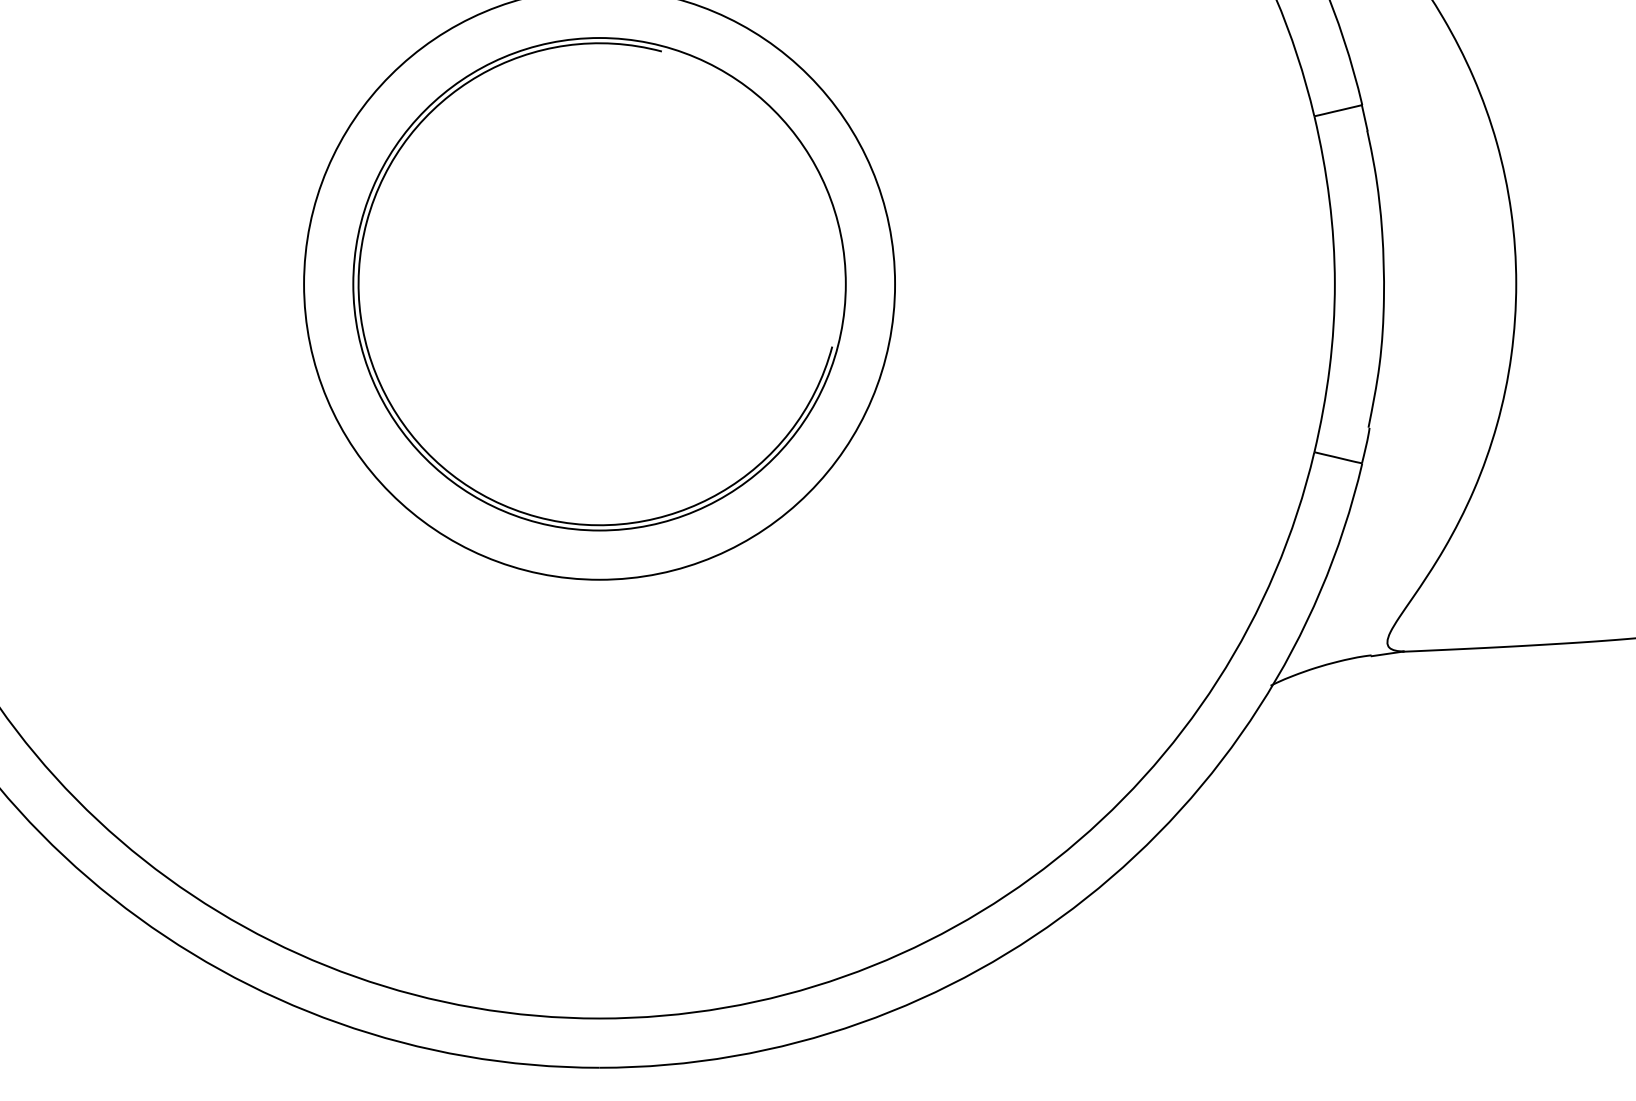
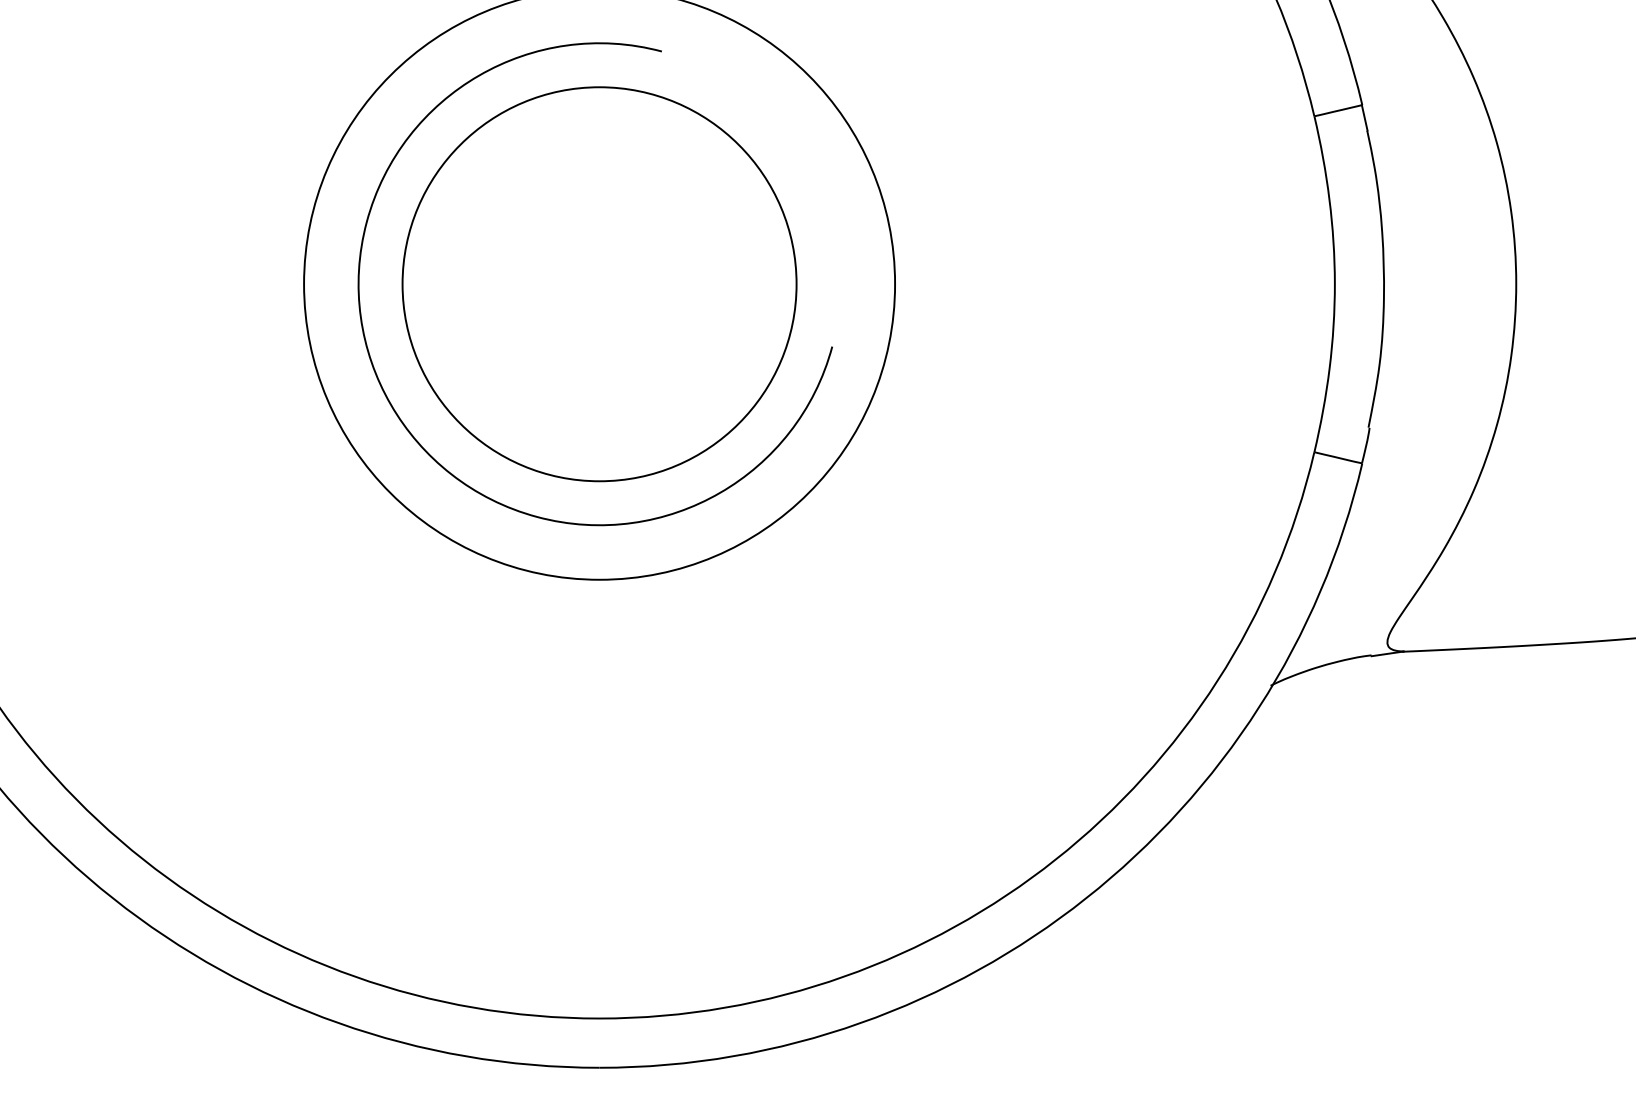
circle diameter: 493 px -> 394 px (599, 284)
